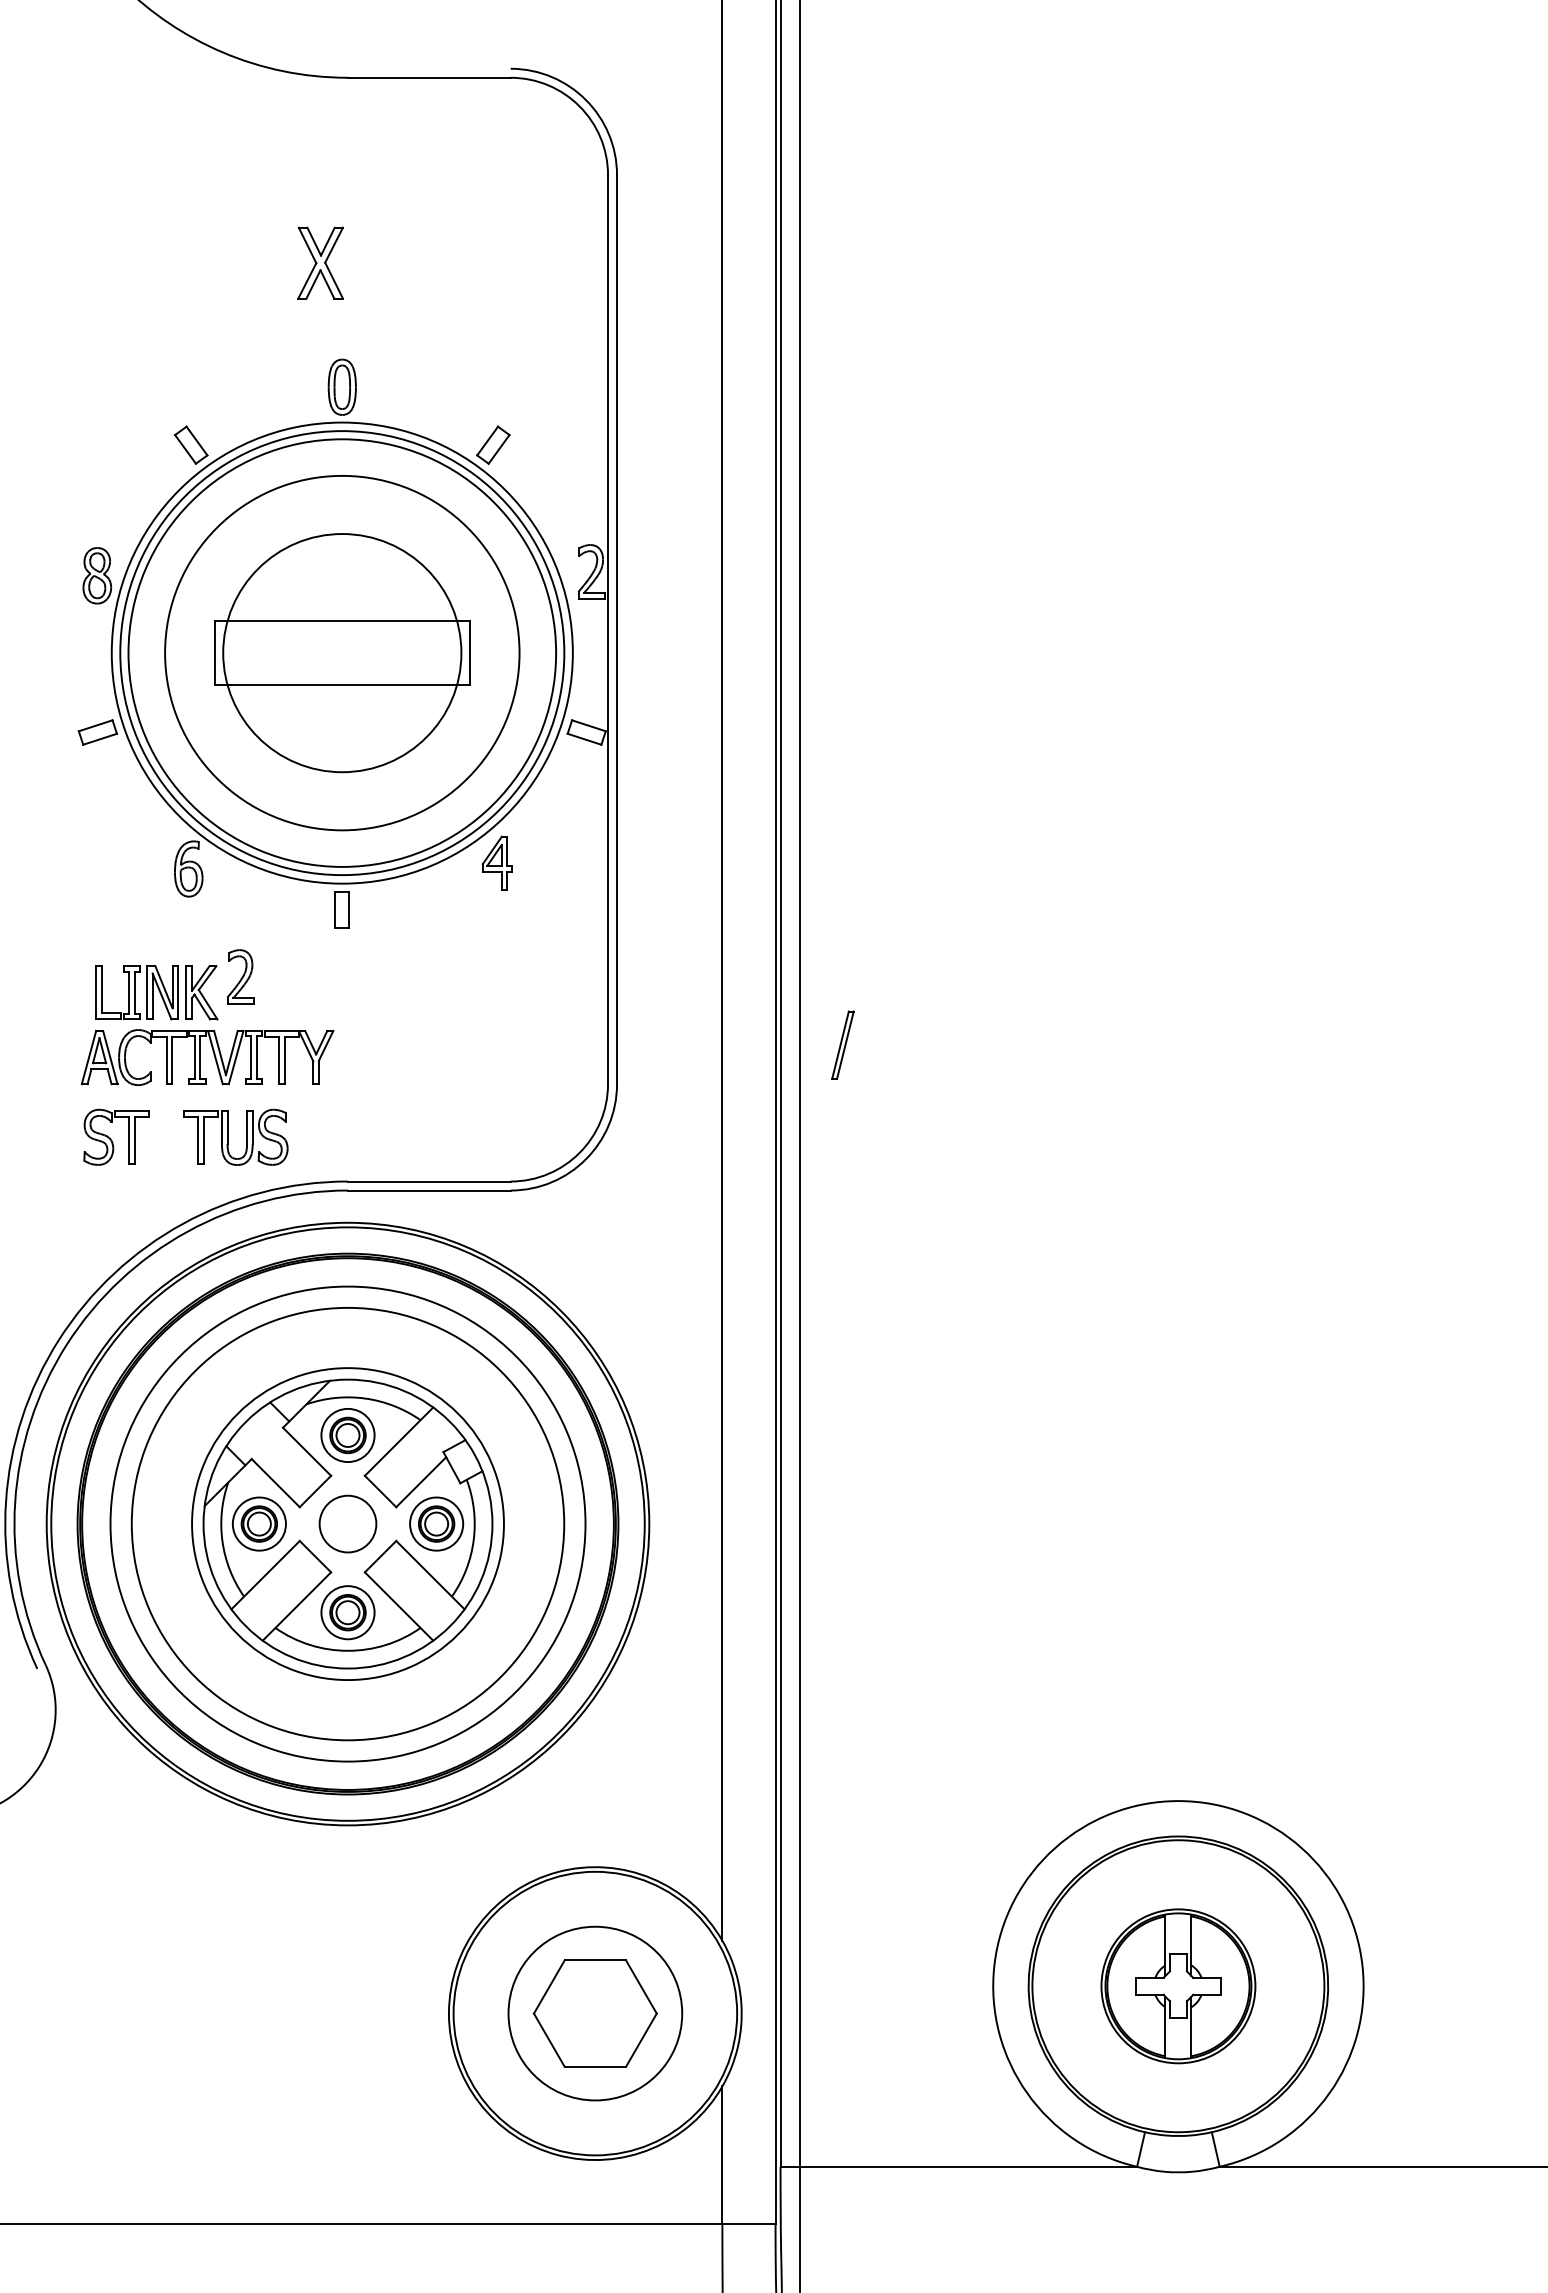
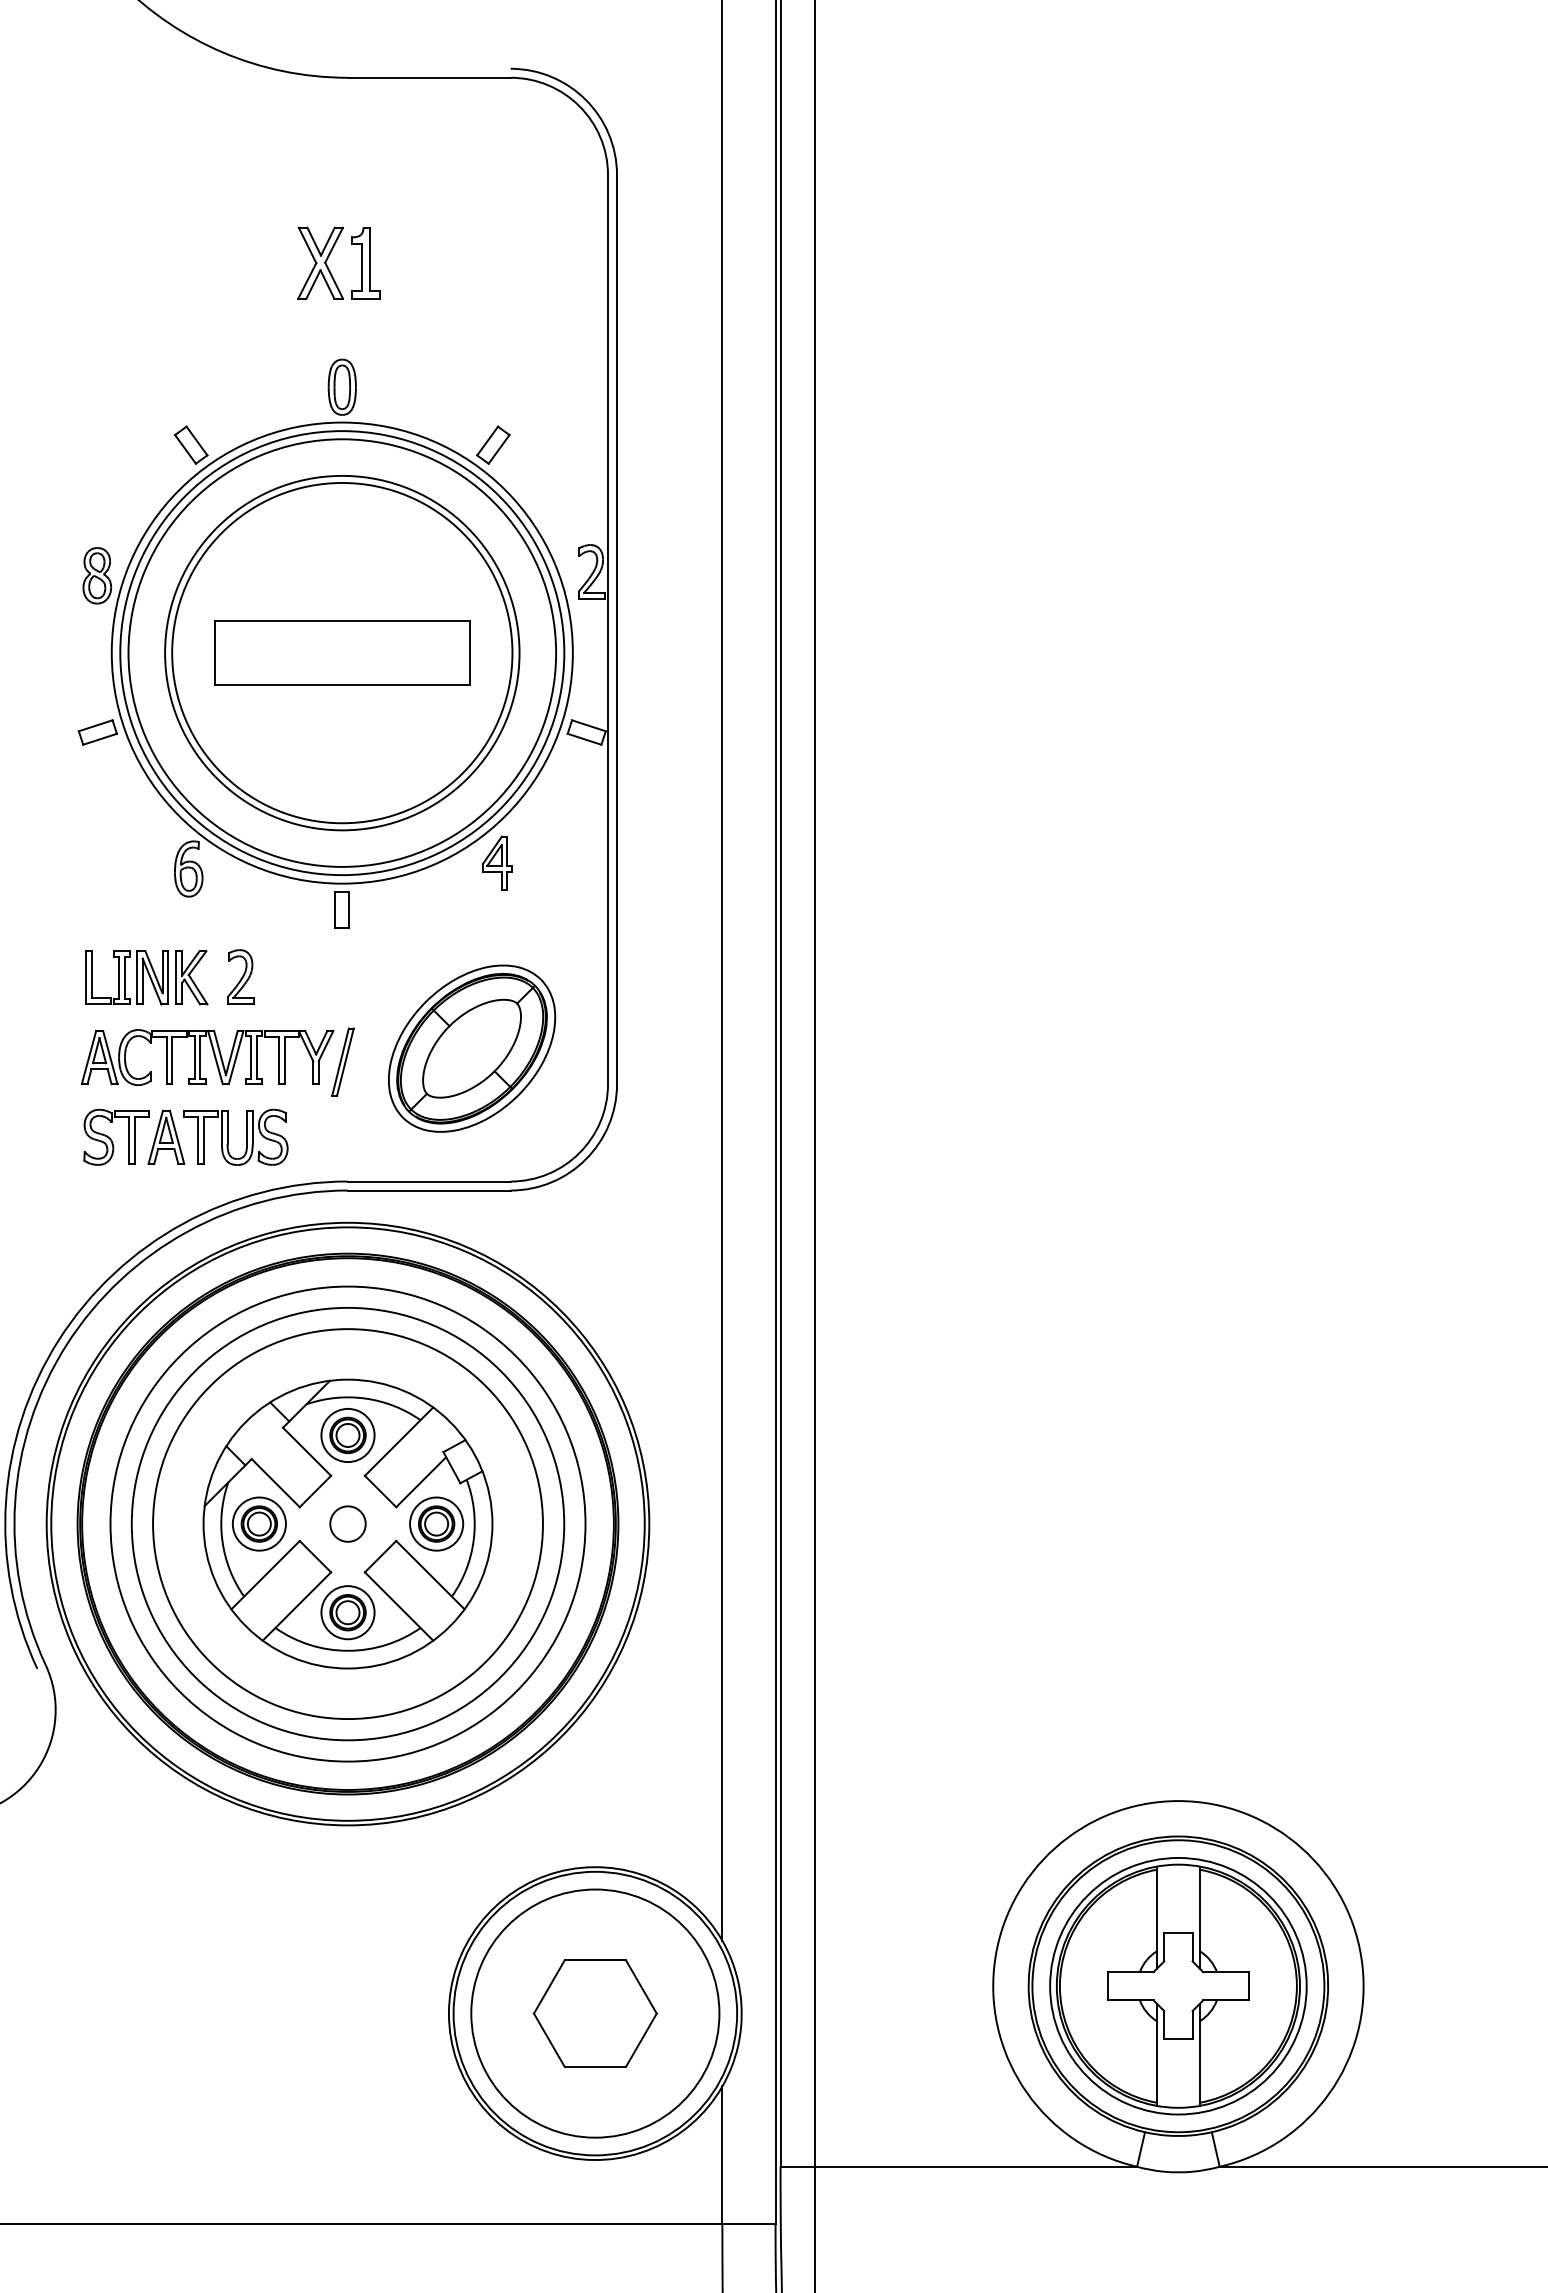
part: none -> present (365, 263)
circle diameter: 238 px -> 340 px (342, 652)
part position: (156, 992) -> (146, 977) (146, 977)
part position: (842, 1044) -> (342, 1061) (342, 1061)
part: none -> present (472, 1048)
part: none -> present (166, 1136)
line position: (800, 1145) -> (815, 1145) (815, 1145)
circle diameter: 57 px -> 35 px (347, 1523)
circle diameter: 312 px -> 390 px (347, 1524)
part size: 157x157 px -> 259x259 px (1178, 1986)
circle diameter: 174 px -> 248 px (595, 2013)
